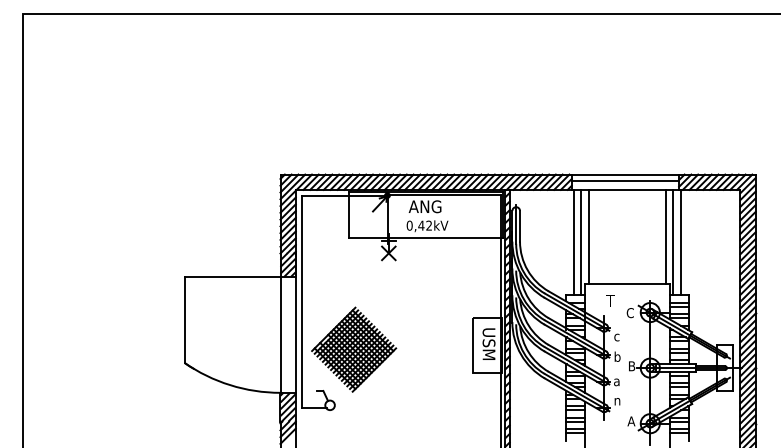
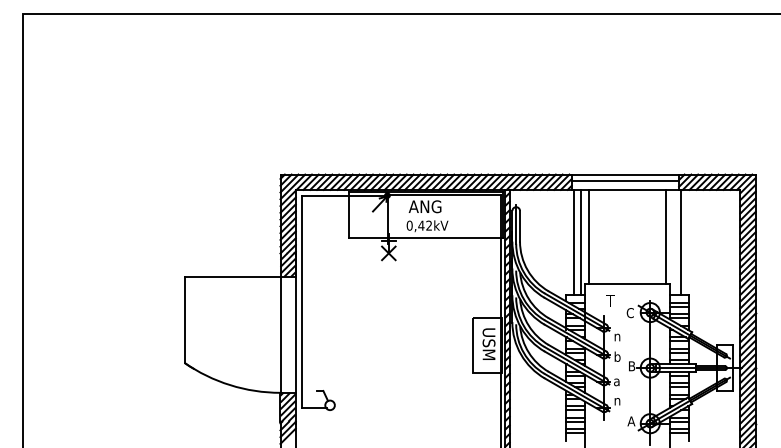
line: present -> none (673, 242)
text: c -> n (617, 337)
part: present -> none (354, 349)
